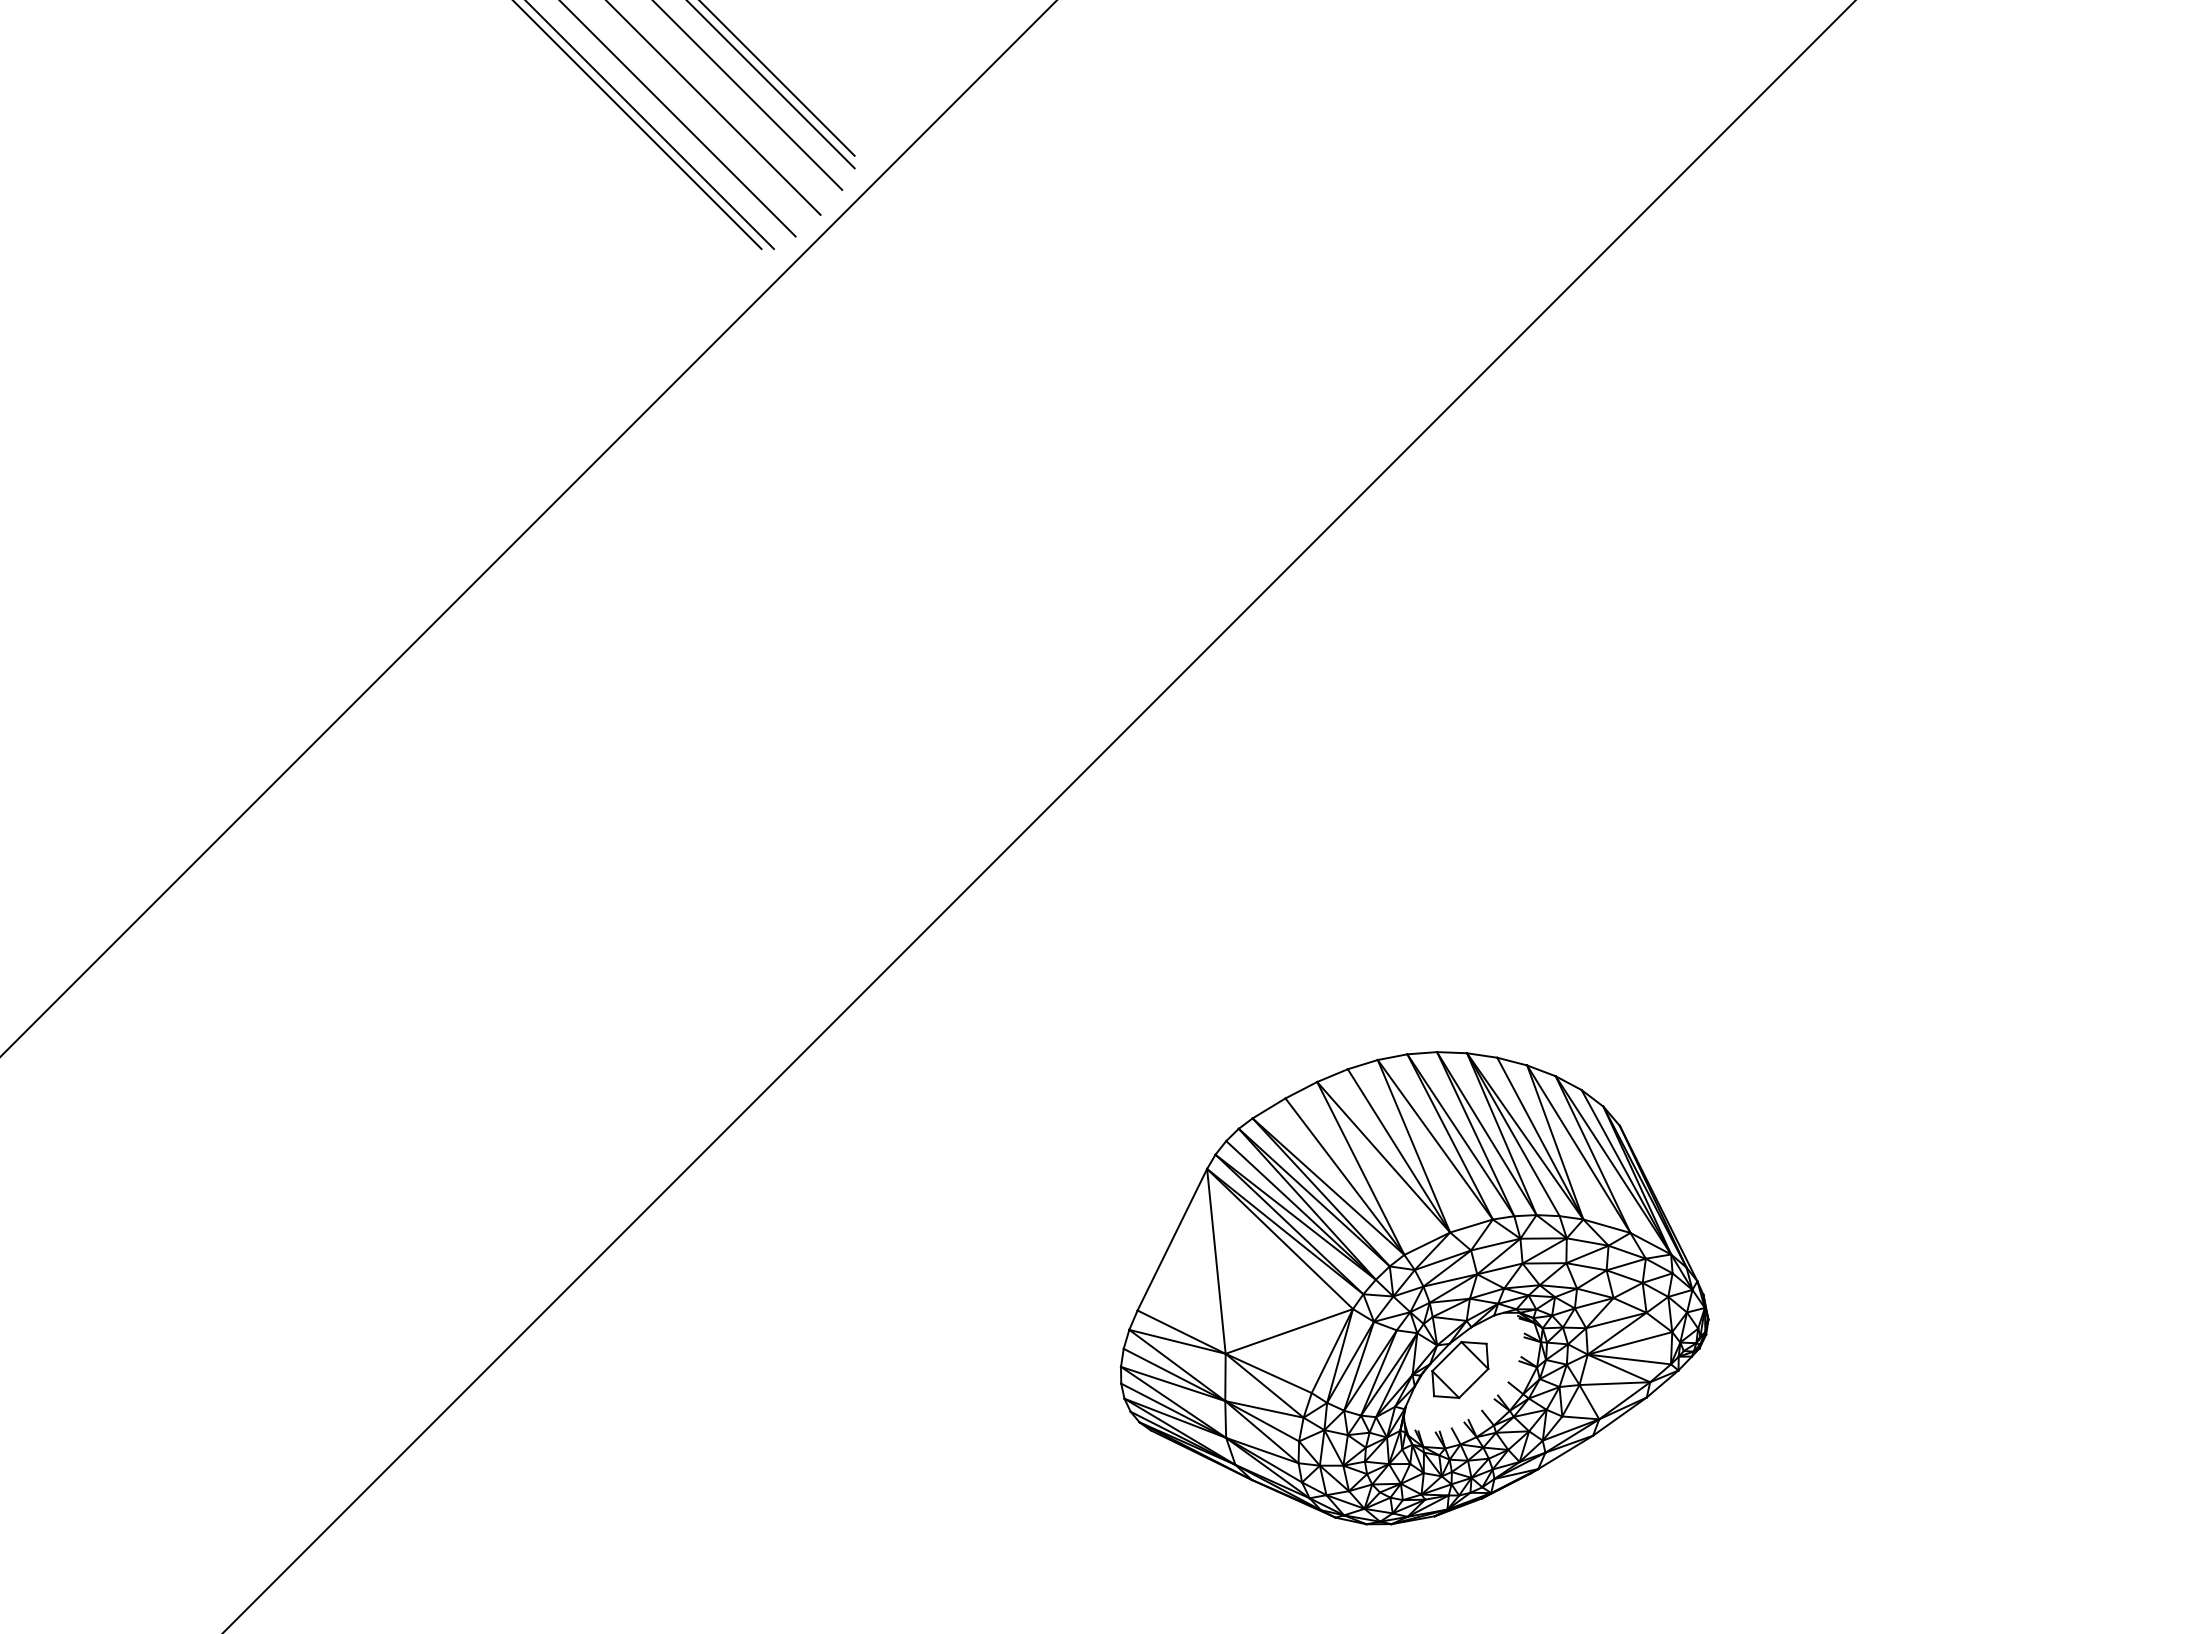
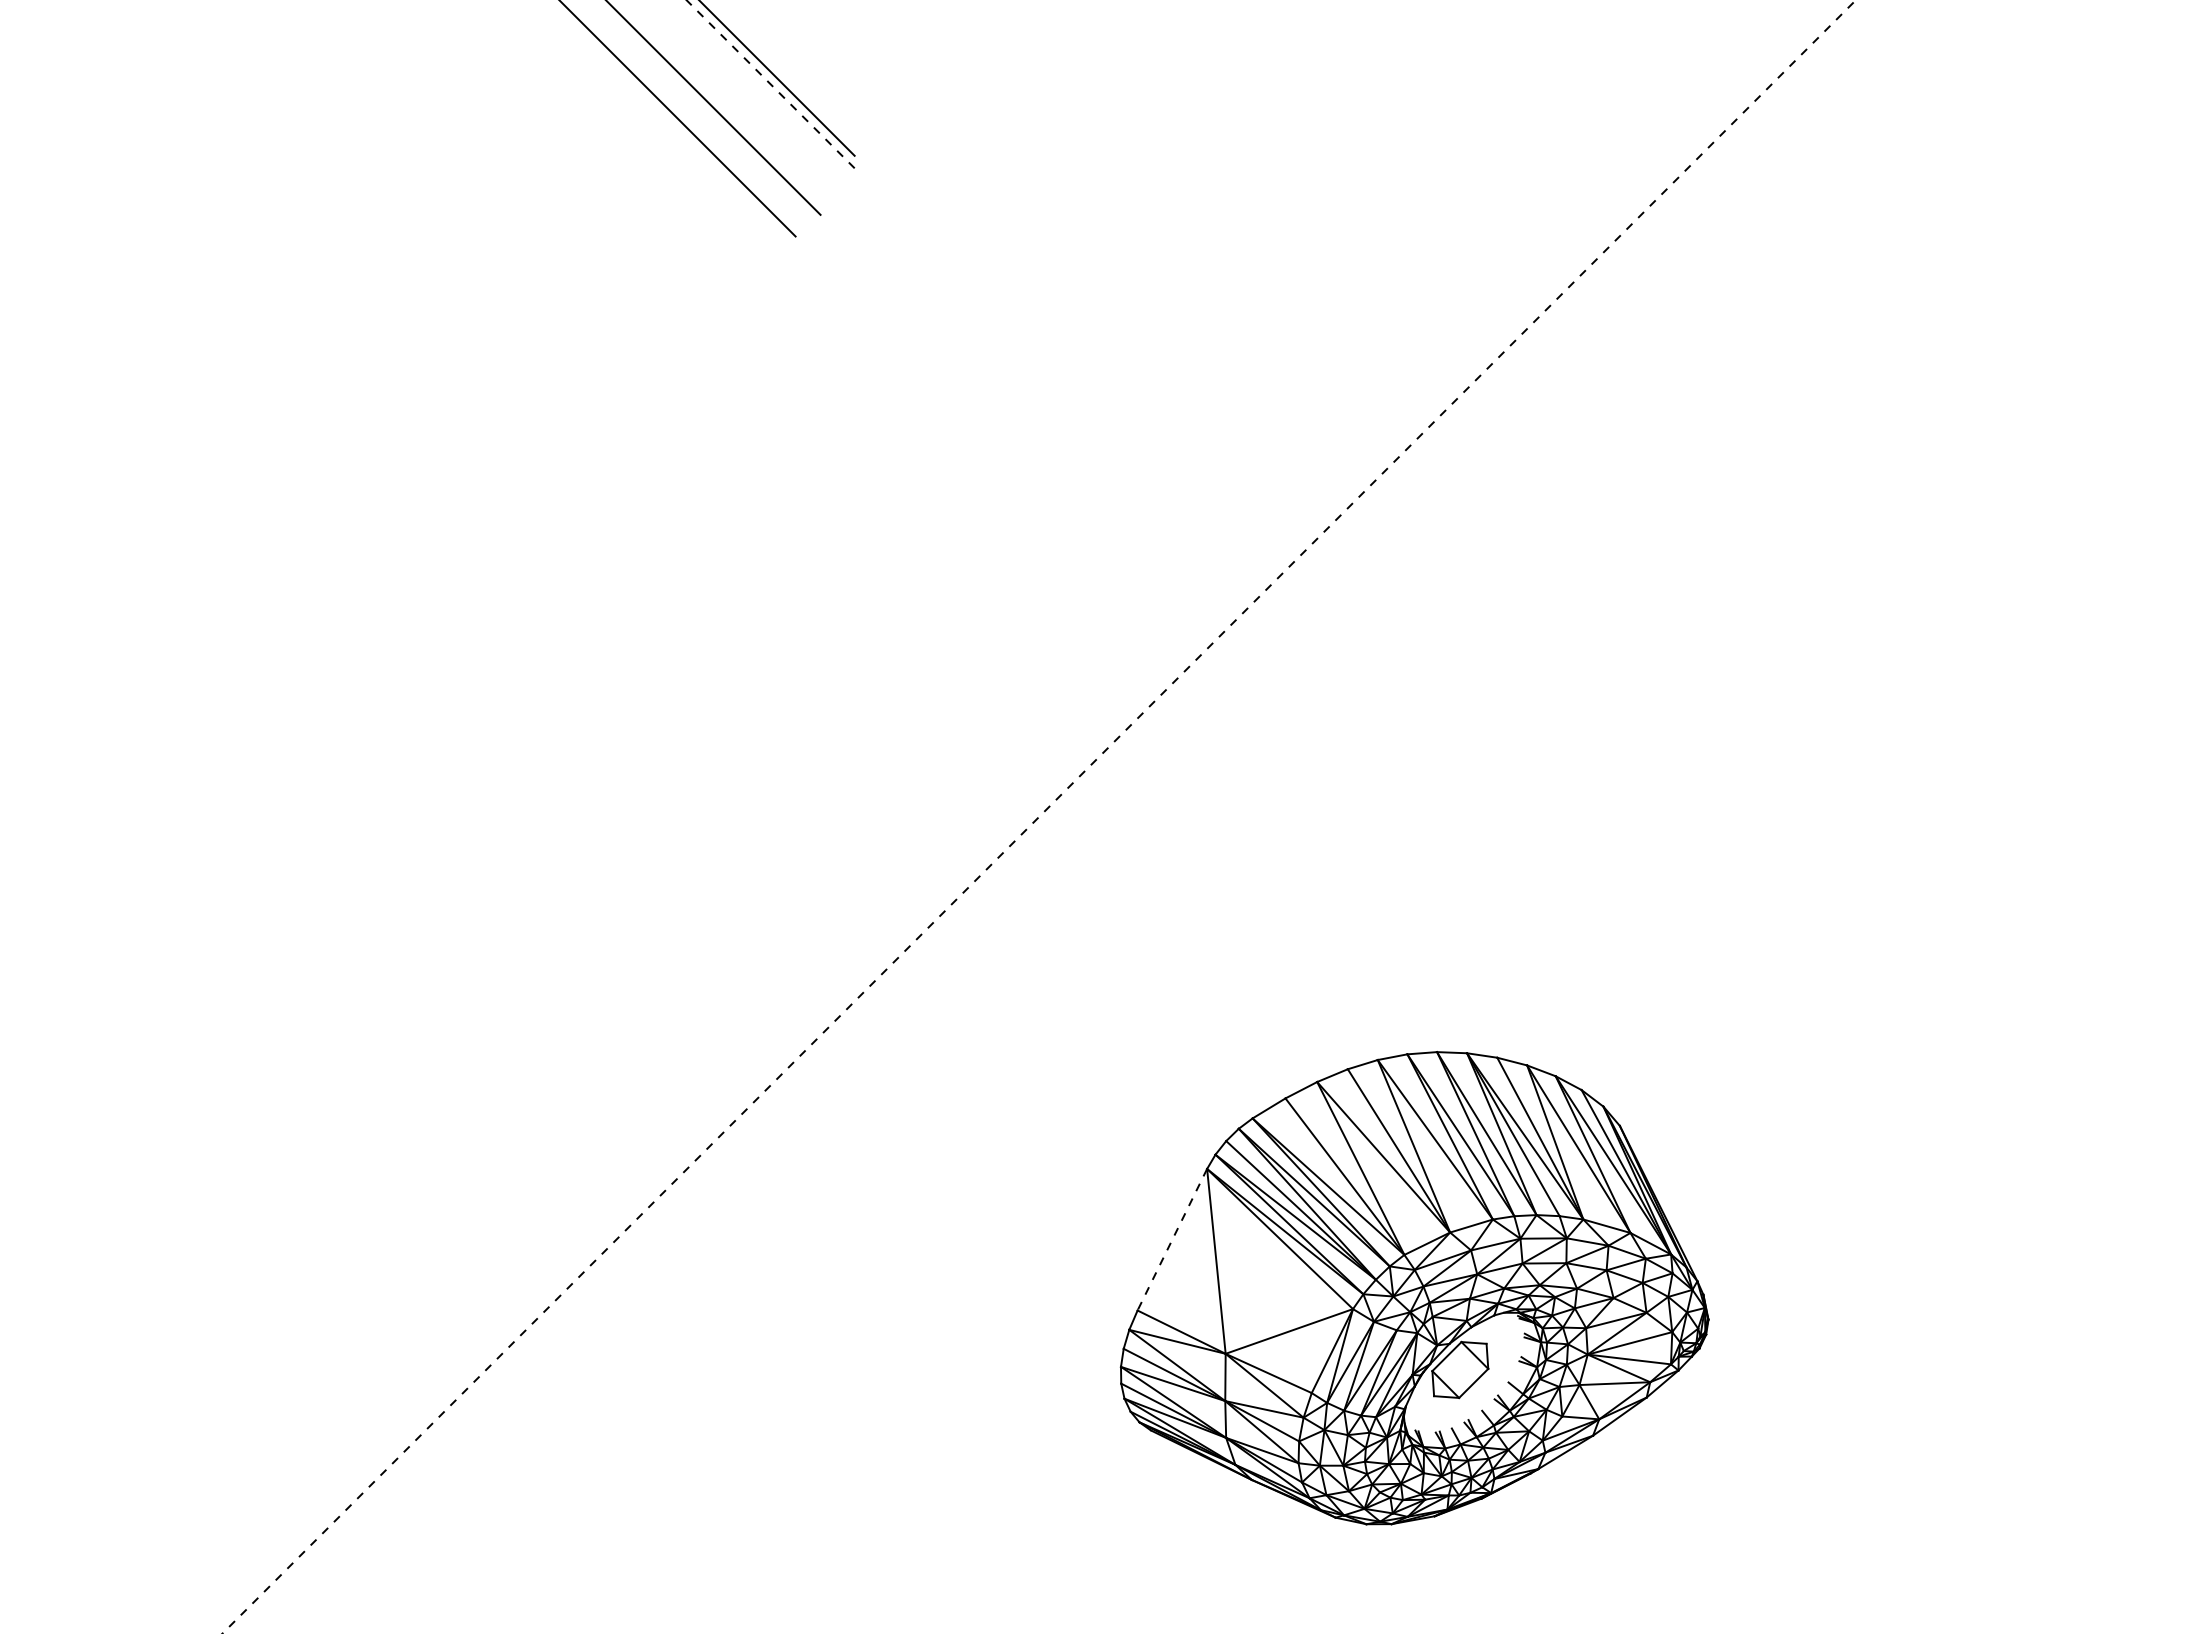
line: solid -> dashed (770, 84)
line: present -> none (748, 95)
line: present -> none (637, 125)
line: present -> none (650, 125)
line: present -> none (528, 528)
line: solid -> dashed (1038, 817)
line: solid -> dashed (1172, 1239)
